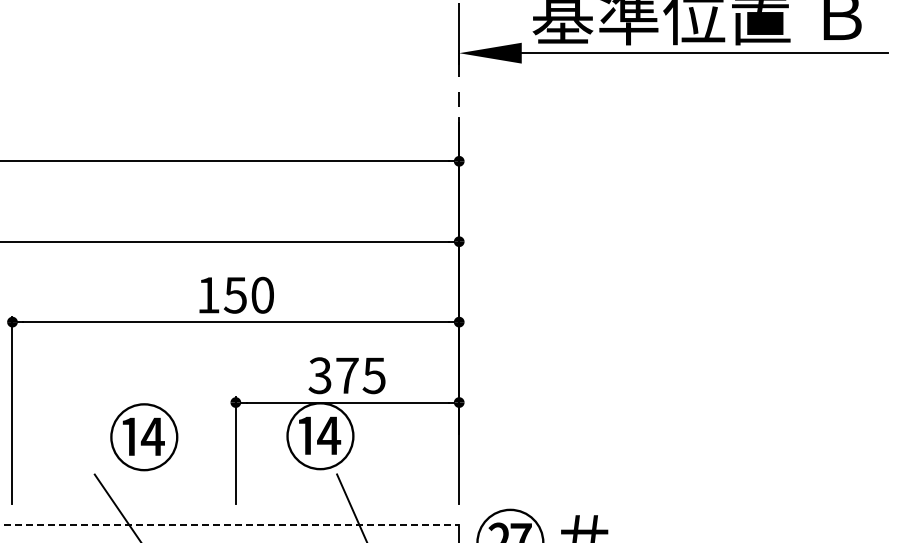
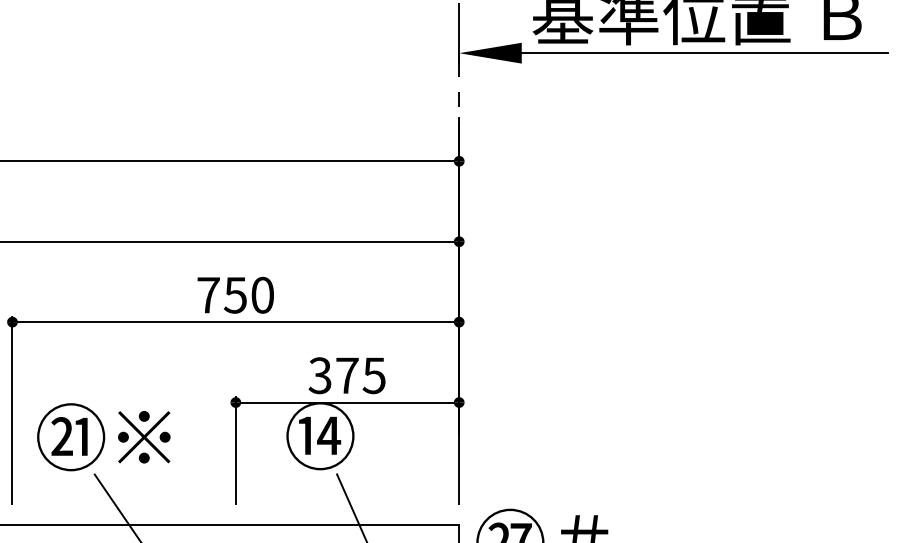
text: 150 -> 750 (208, 295)
text: ⑭ -> ㉑※ (107, 437)
line: dashed -> solid (230, 525)
